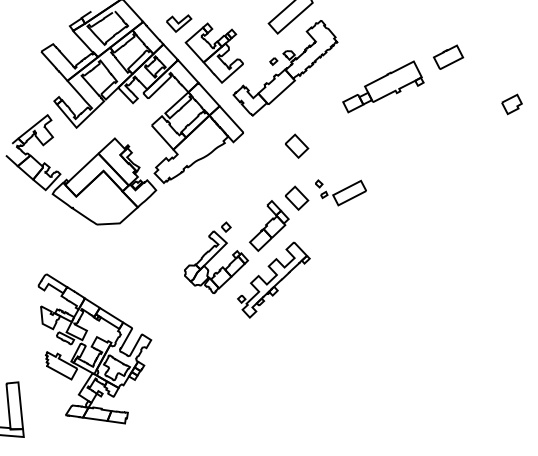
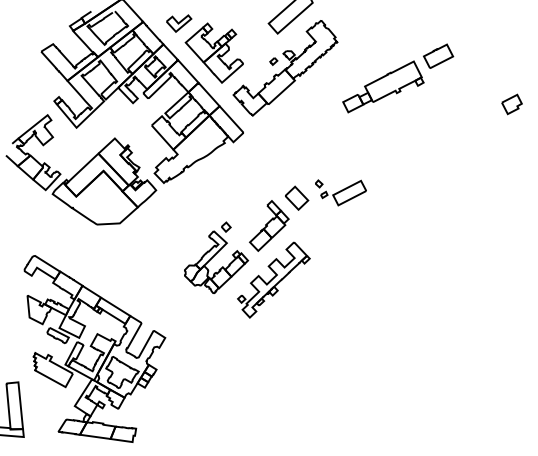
part position: (448, 56) -> (438, 55) (438, 55)
part: present -> none (297, 145)
part size: 116x152 px -> 144x188 px (94, 348)
